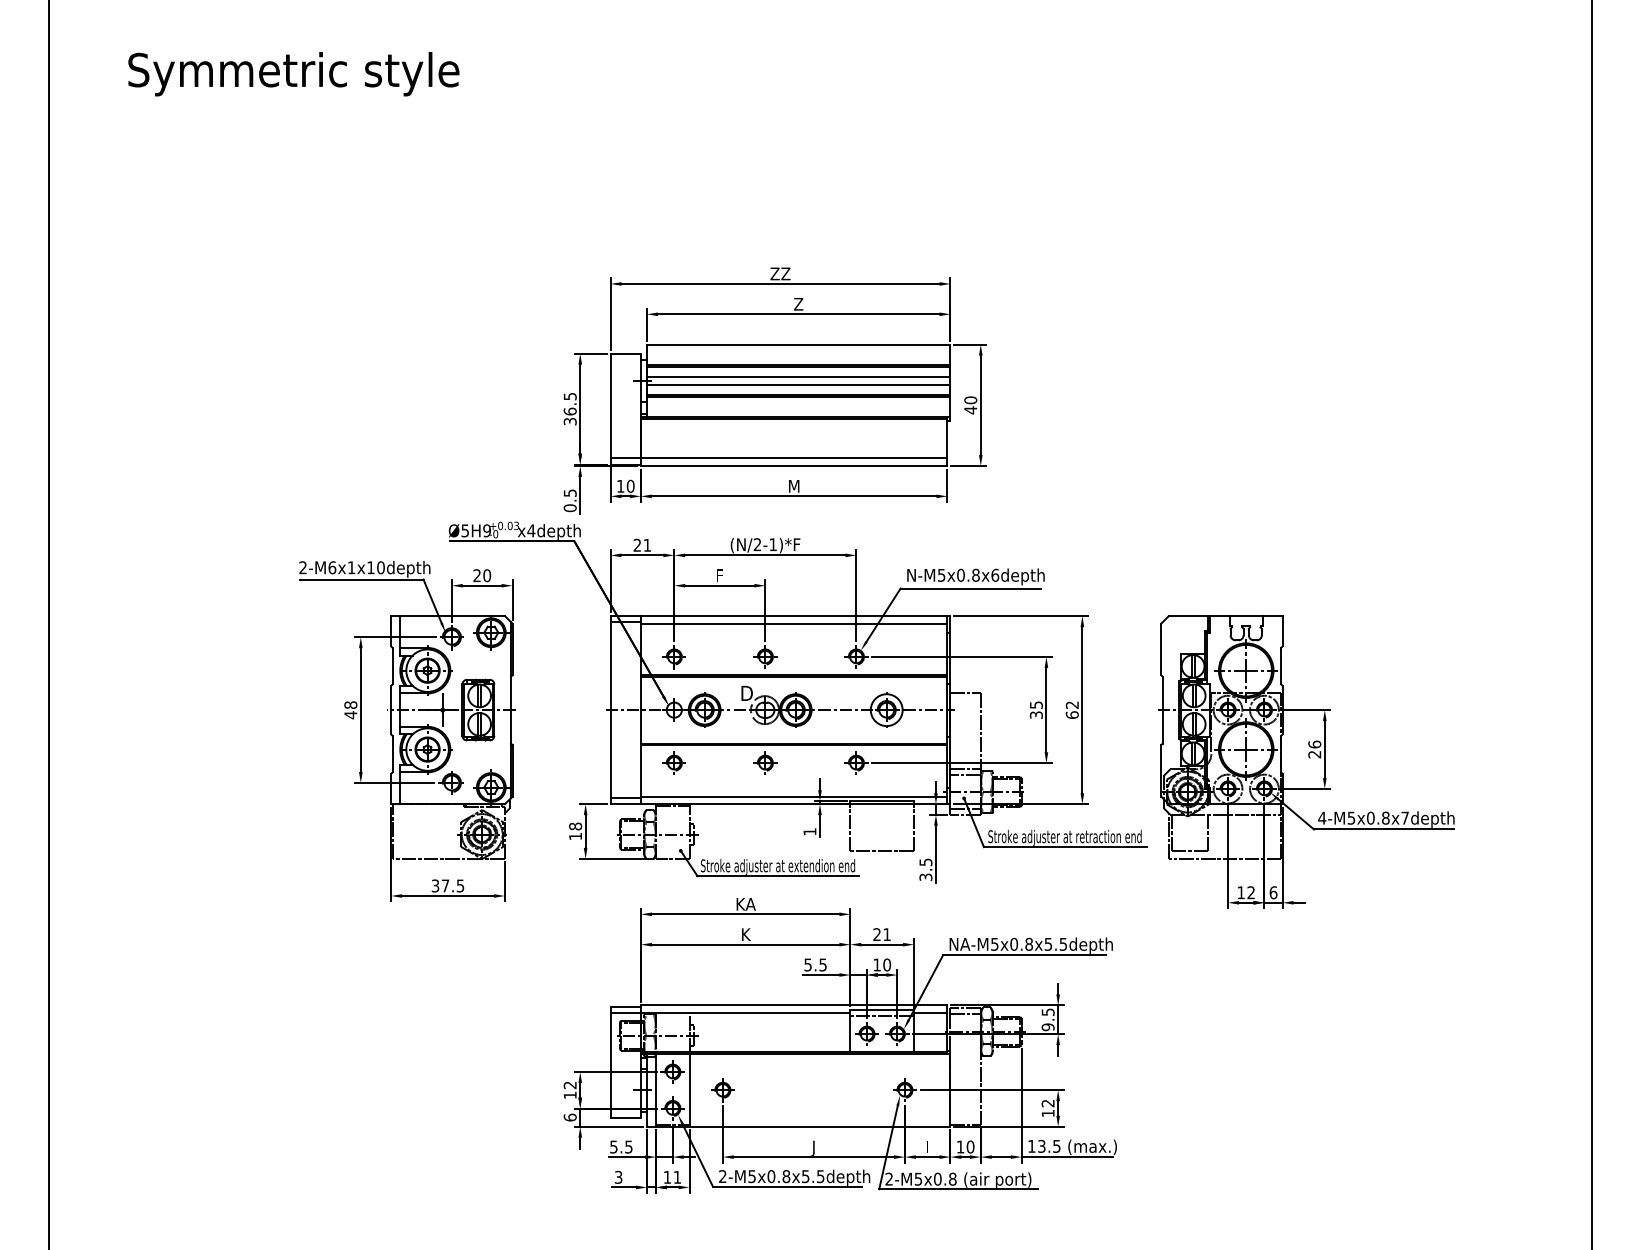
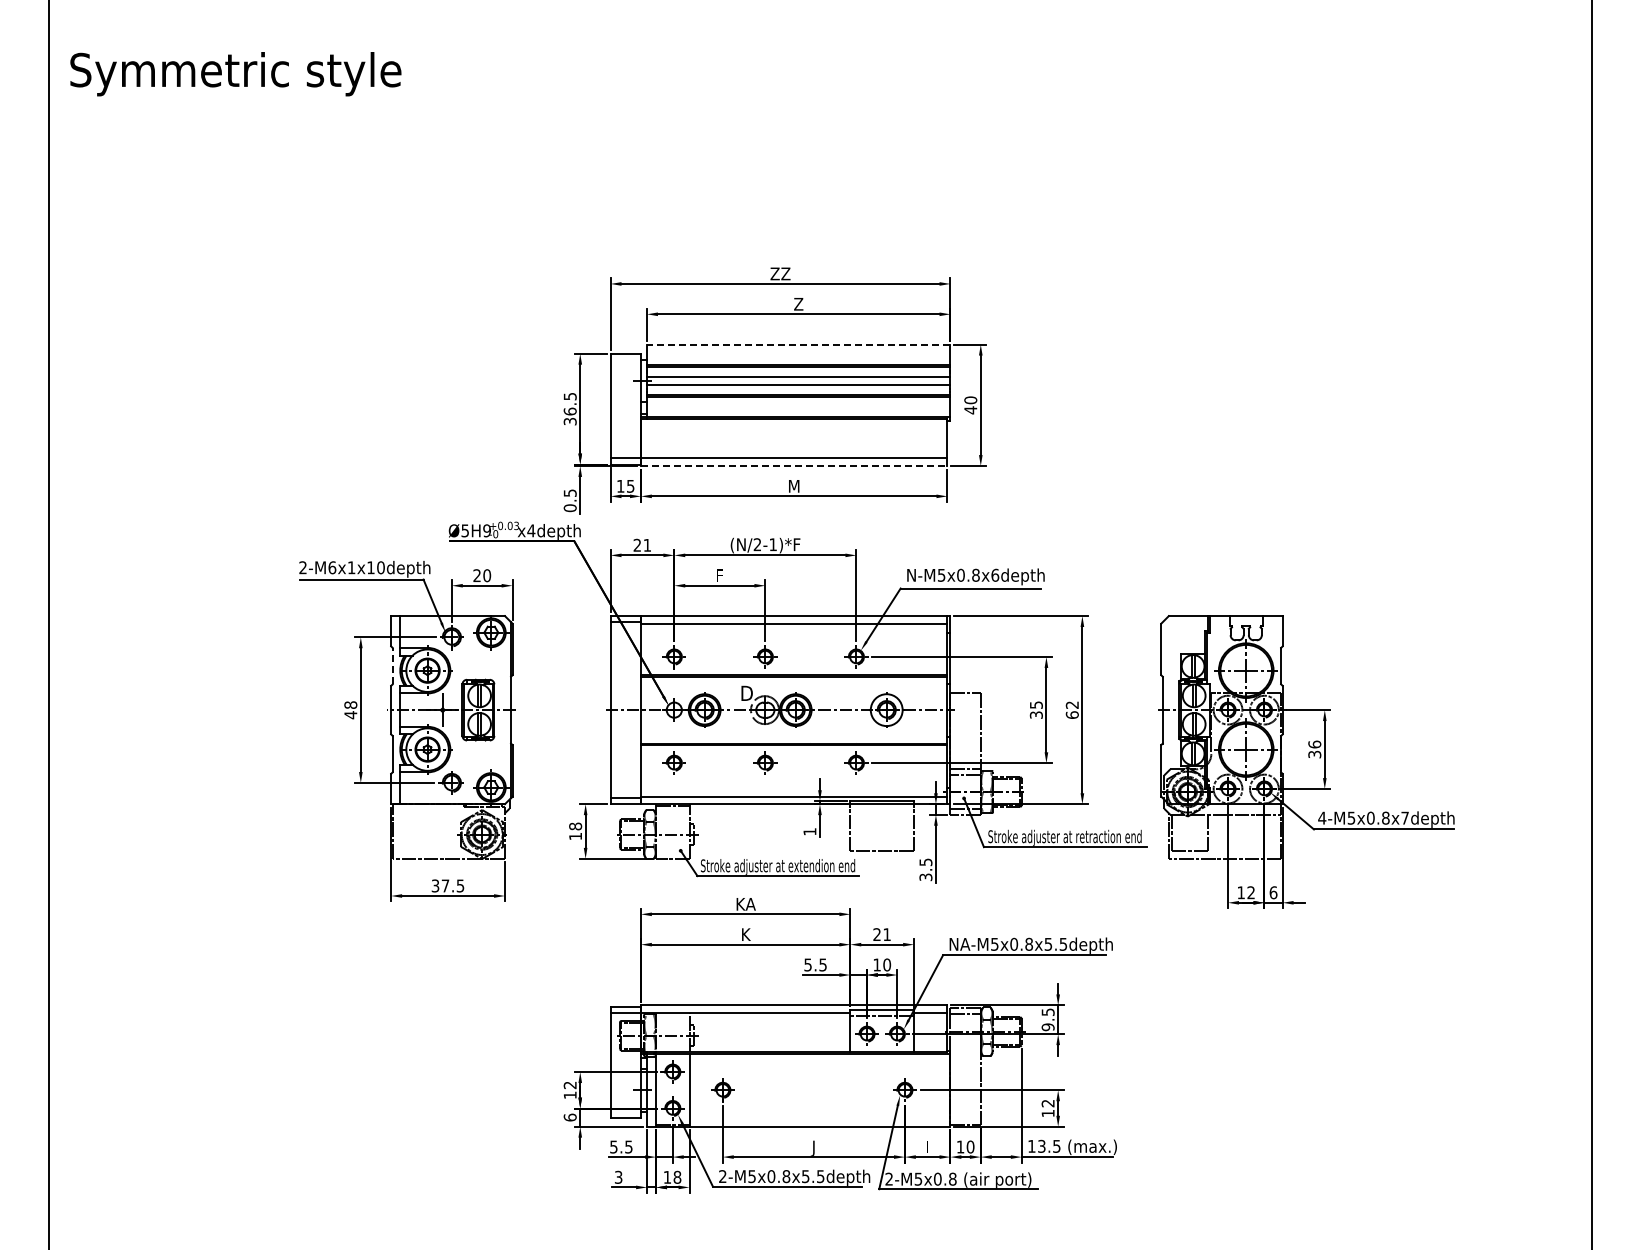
text position: (293, 74) -> (235, 74) (235, 74)
line: solid -> dashed (798, 344)
line: solid -> dashed (794, 466)
text: 10 -> 15 (630, 485)
line: solid -> dashed (392, 665)
text: 26 -> 36 (1314, 754)
text: 11 -> 18 (677, 1176)
